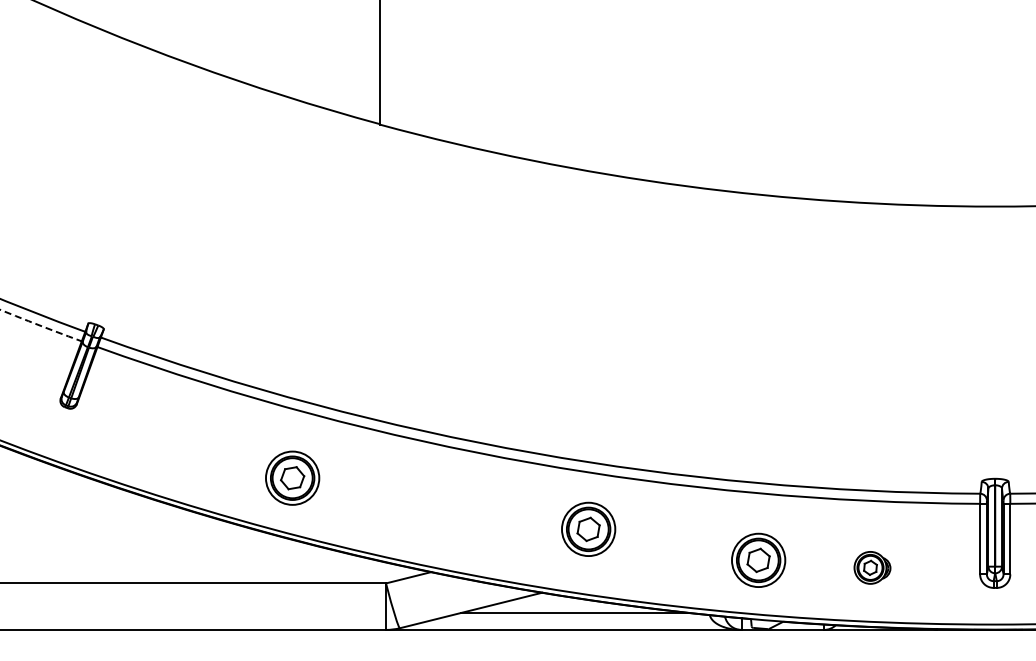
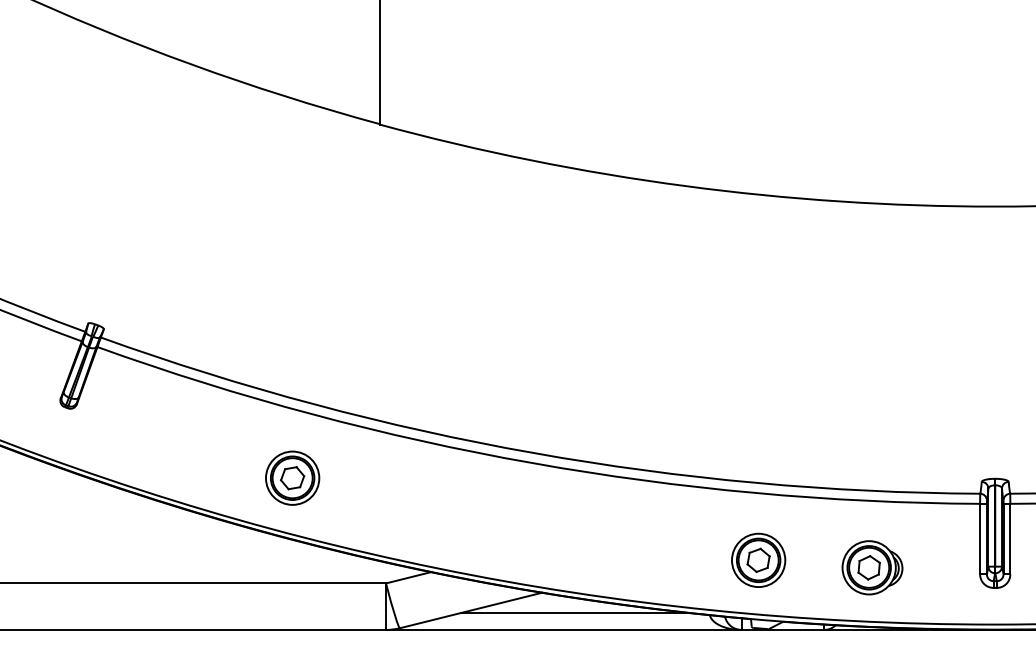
arc: dashed -> solid (40, 325)
part: present -> none (588, 528)
part size: 39x34 px -> 63x56 px (872, 567)
